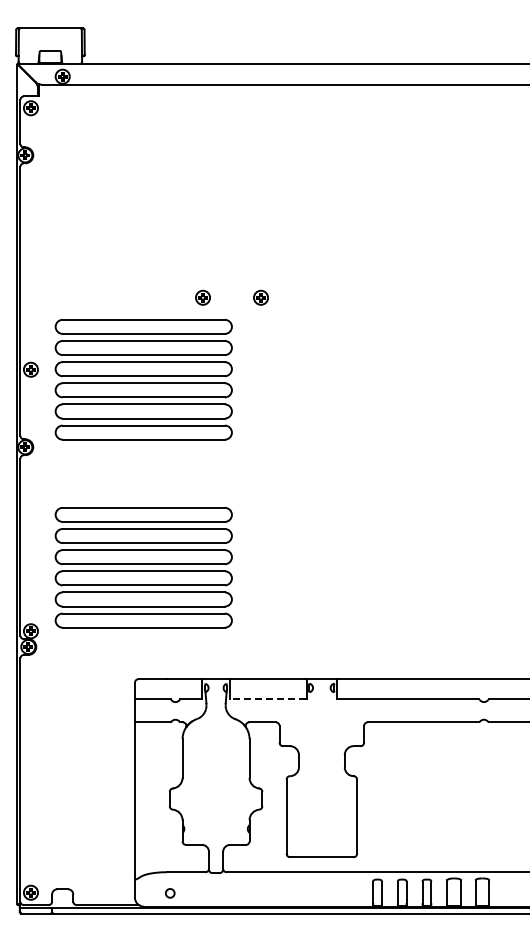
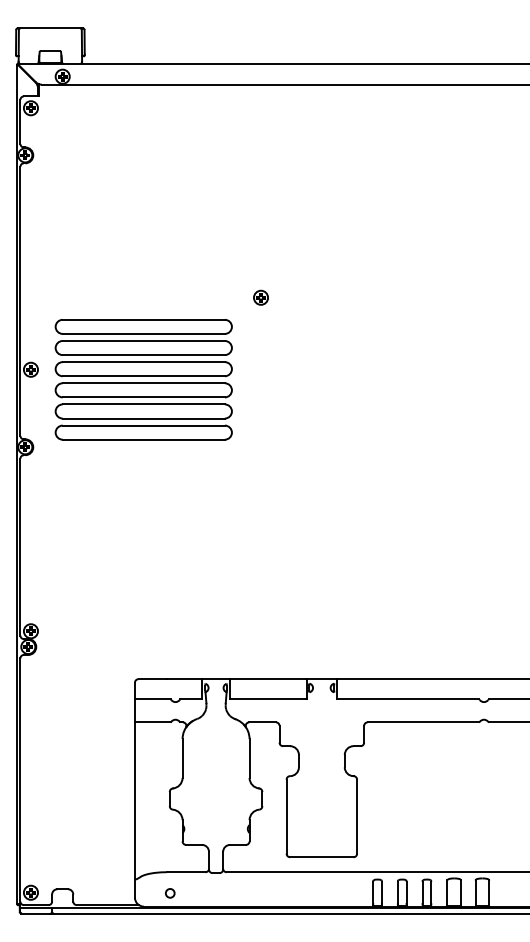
part: present -> none (202, 297)
part: present -> none (143, 567)
line: dashed -> solid (267, 699)
